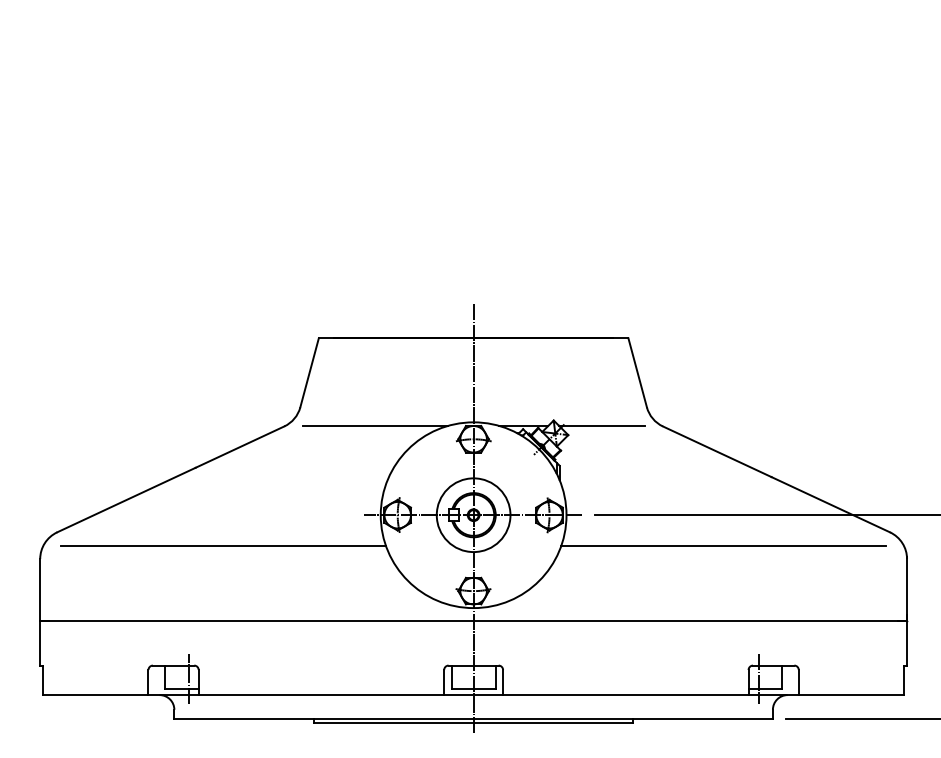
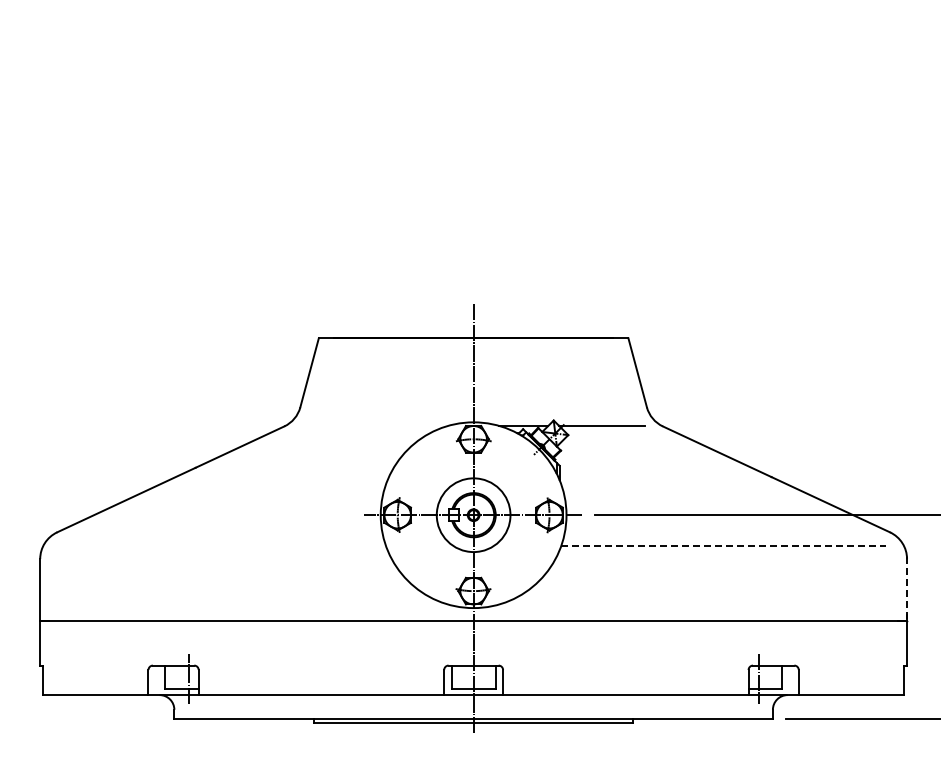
line: present -> none (375, 425)
line: present -> none (222, 545)
line: solid -> dashed (724, 545)
line: solid -> dashed (907, 589)
